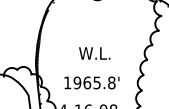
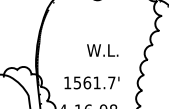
text position: (94, 53) -> (102, 50) (102, 50)
text: 1965.8' -> 1561.7' (94, 82)
